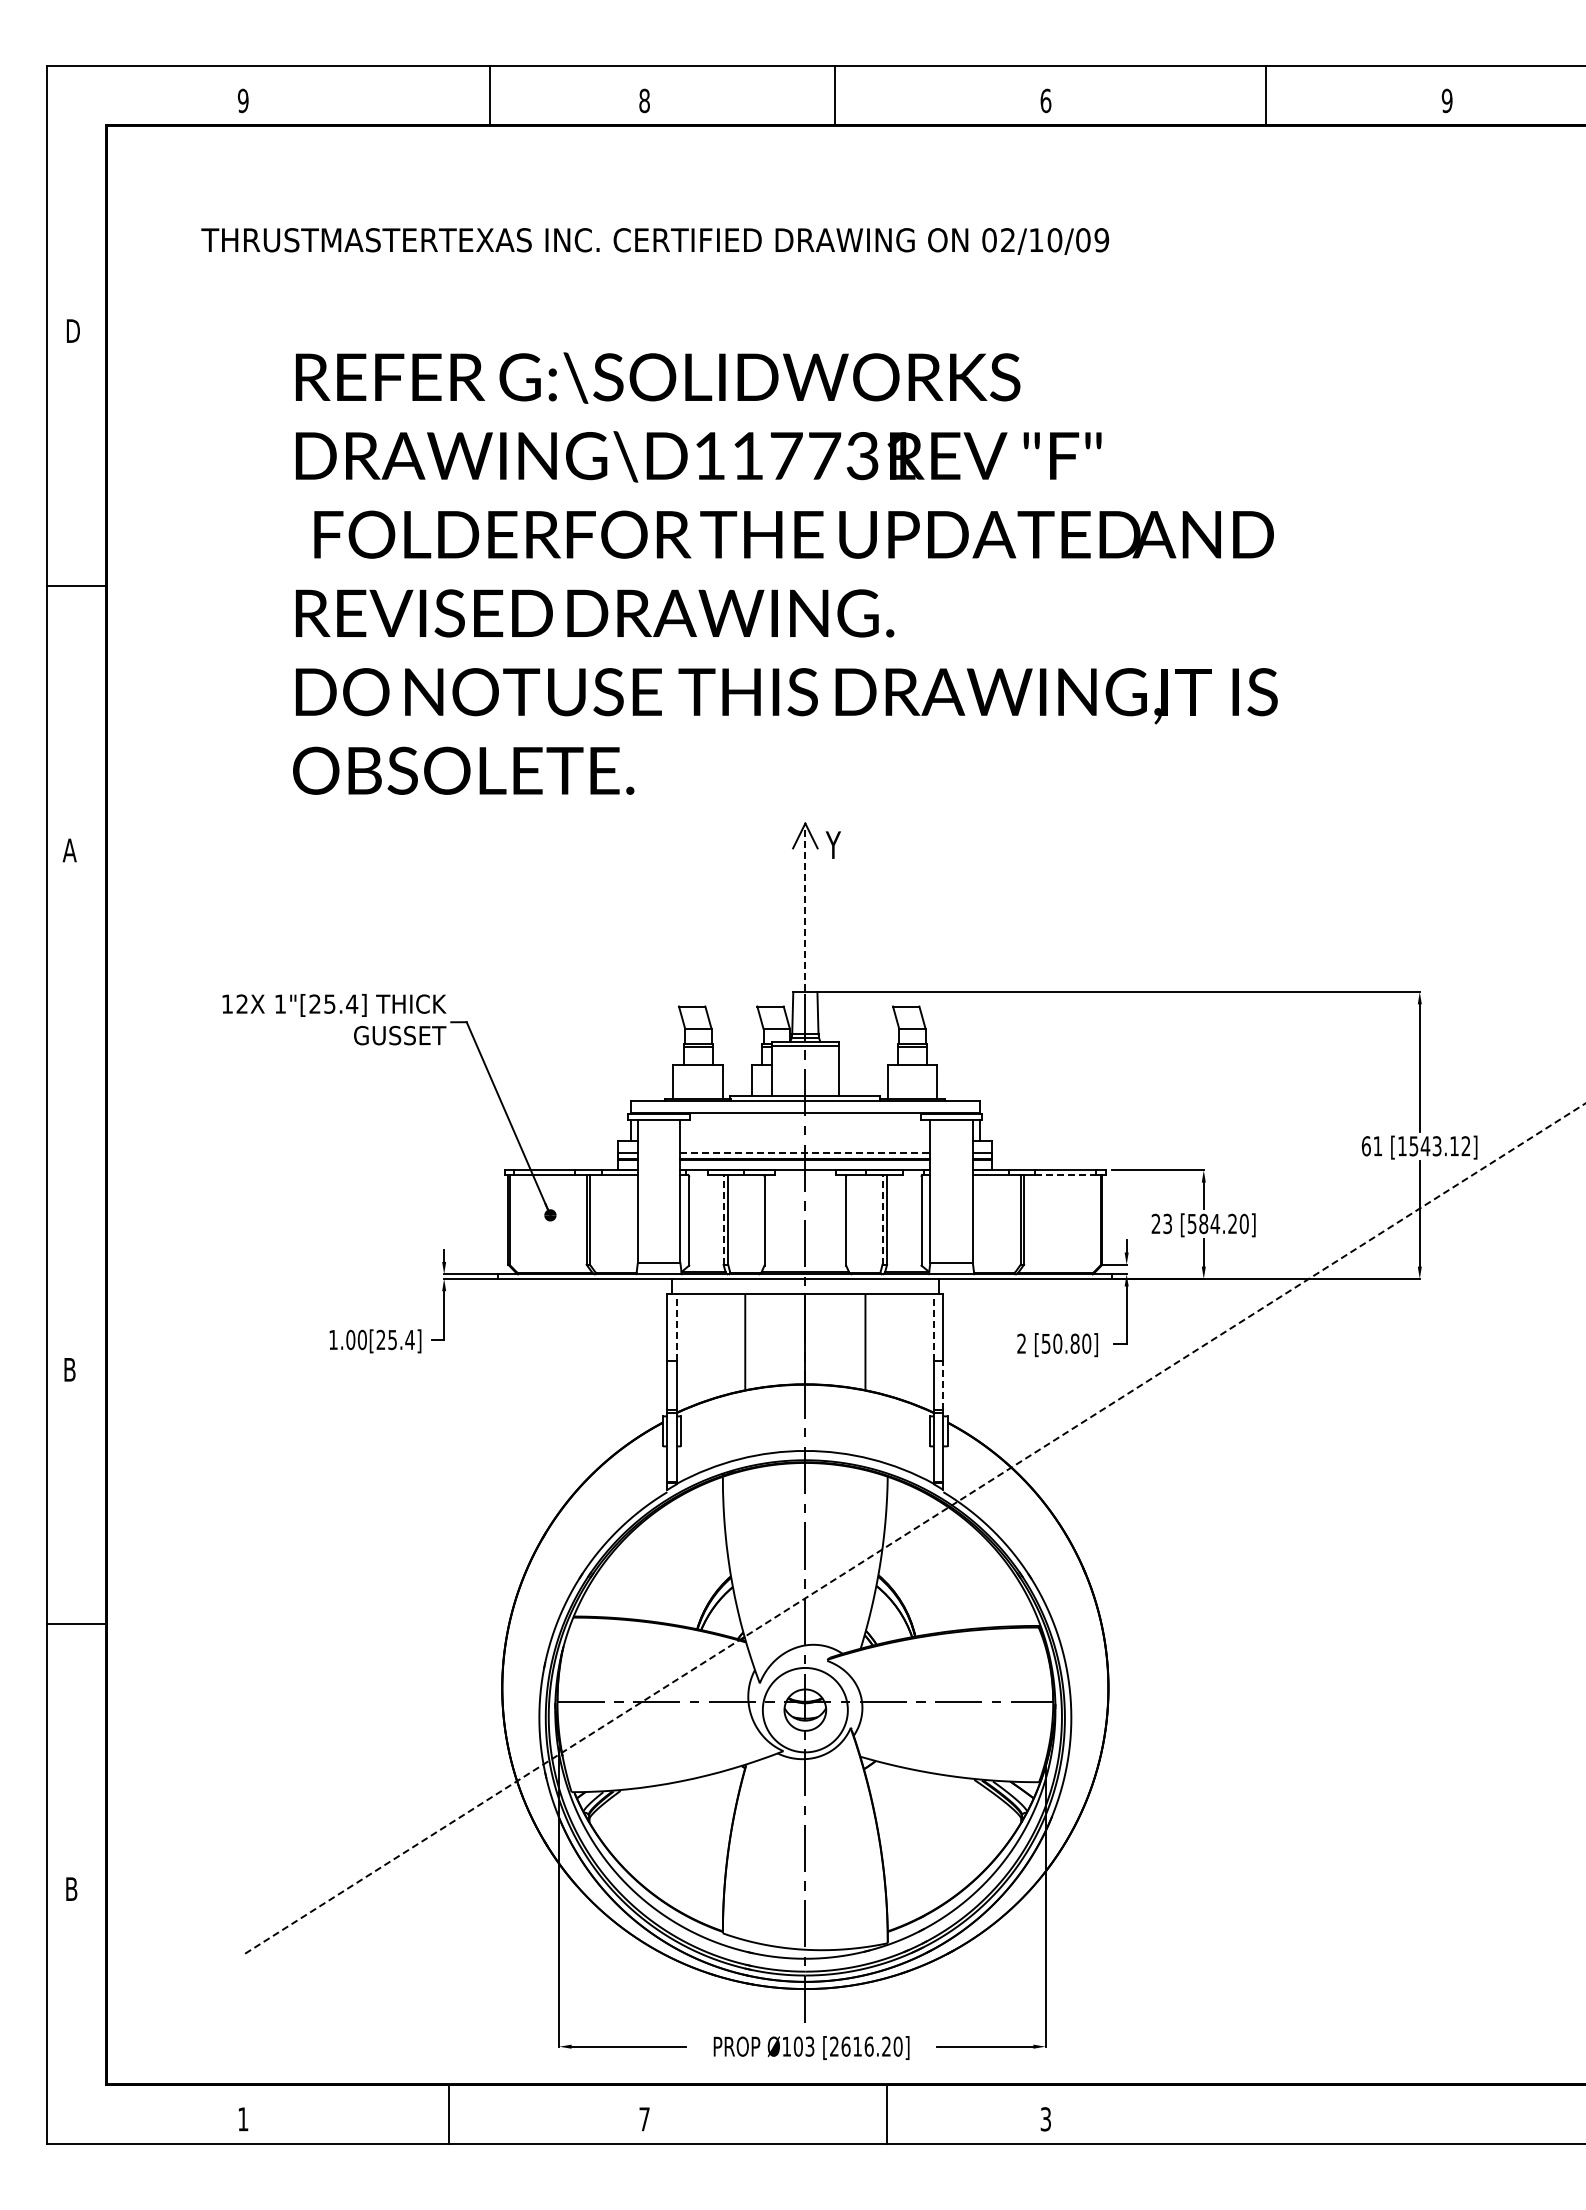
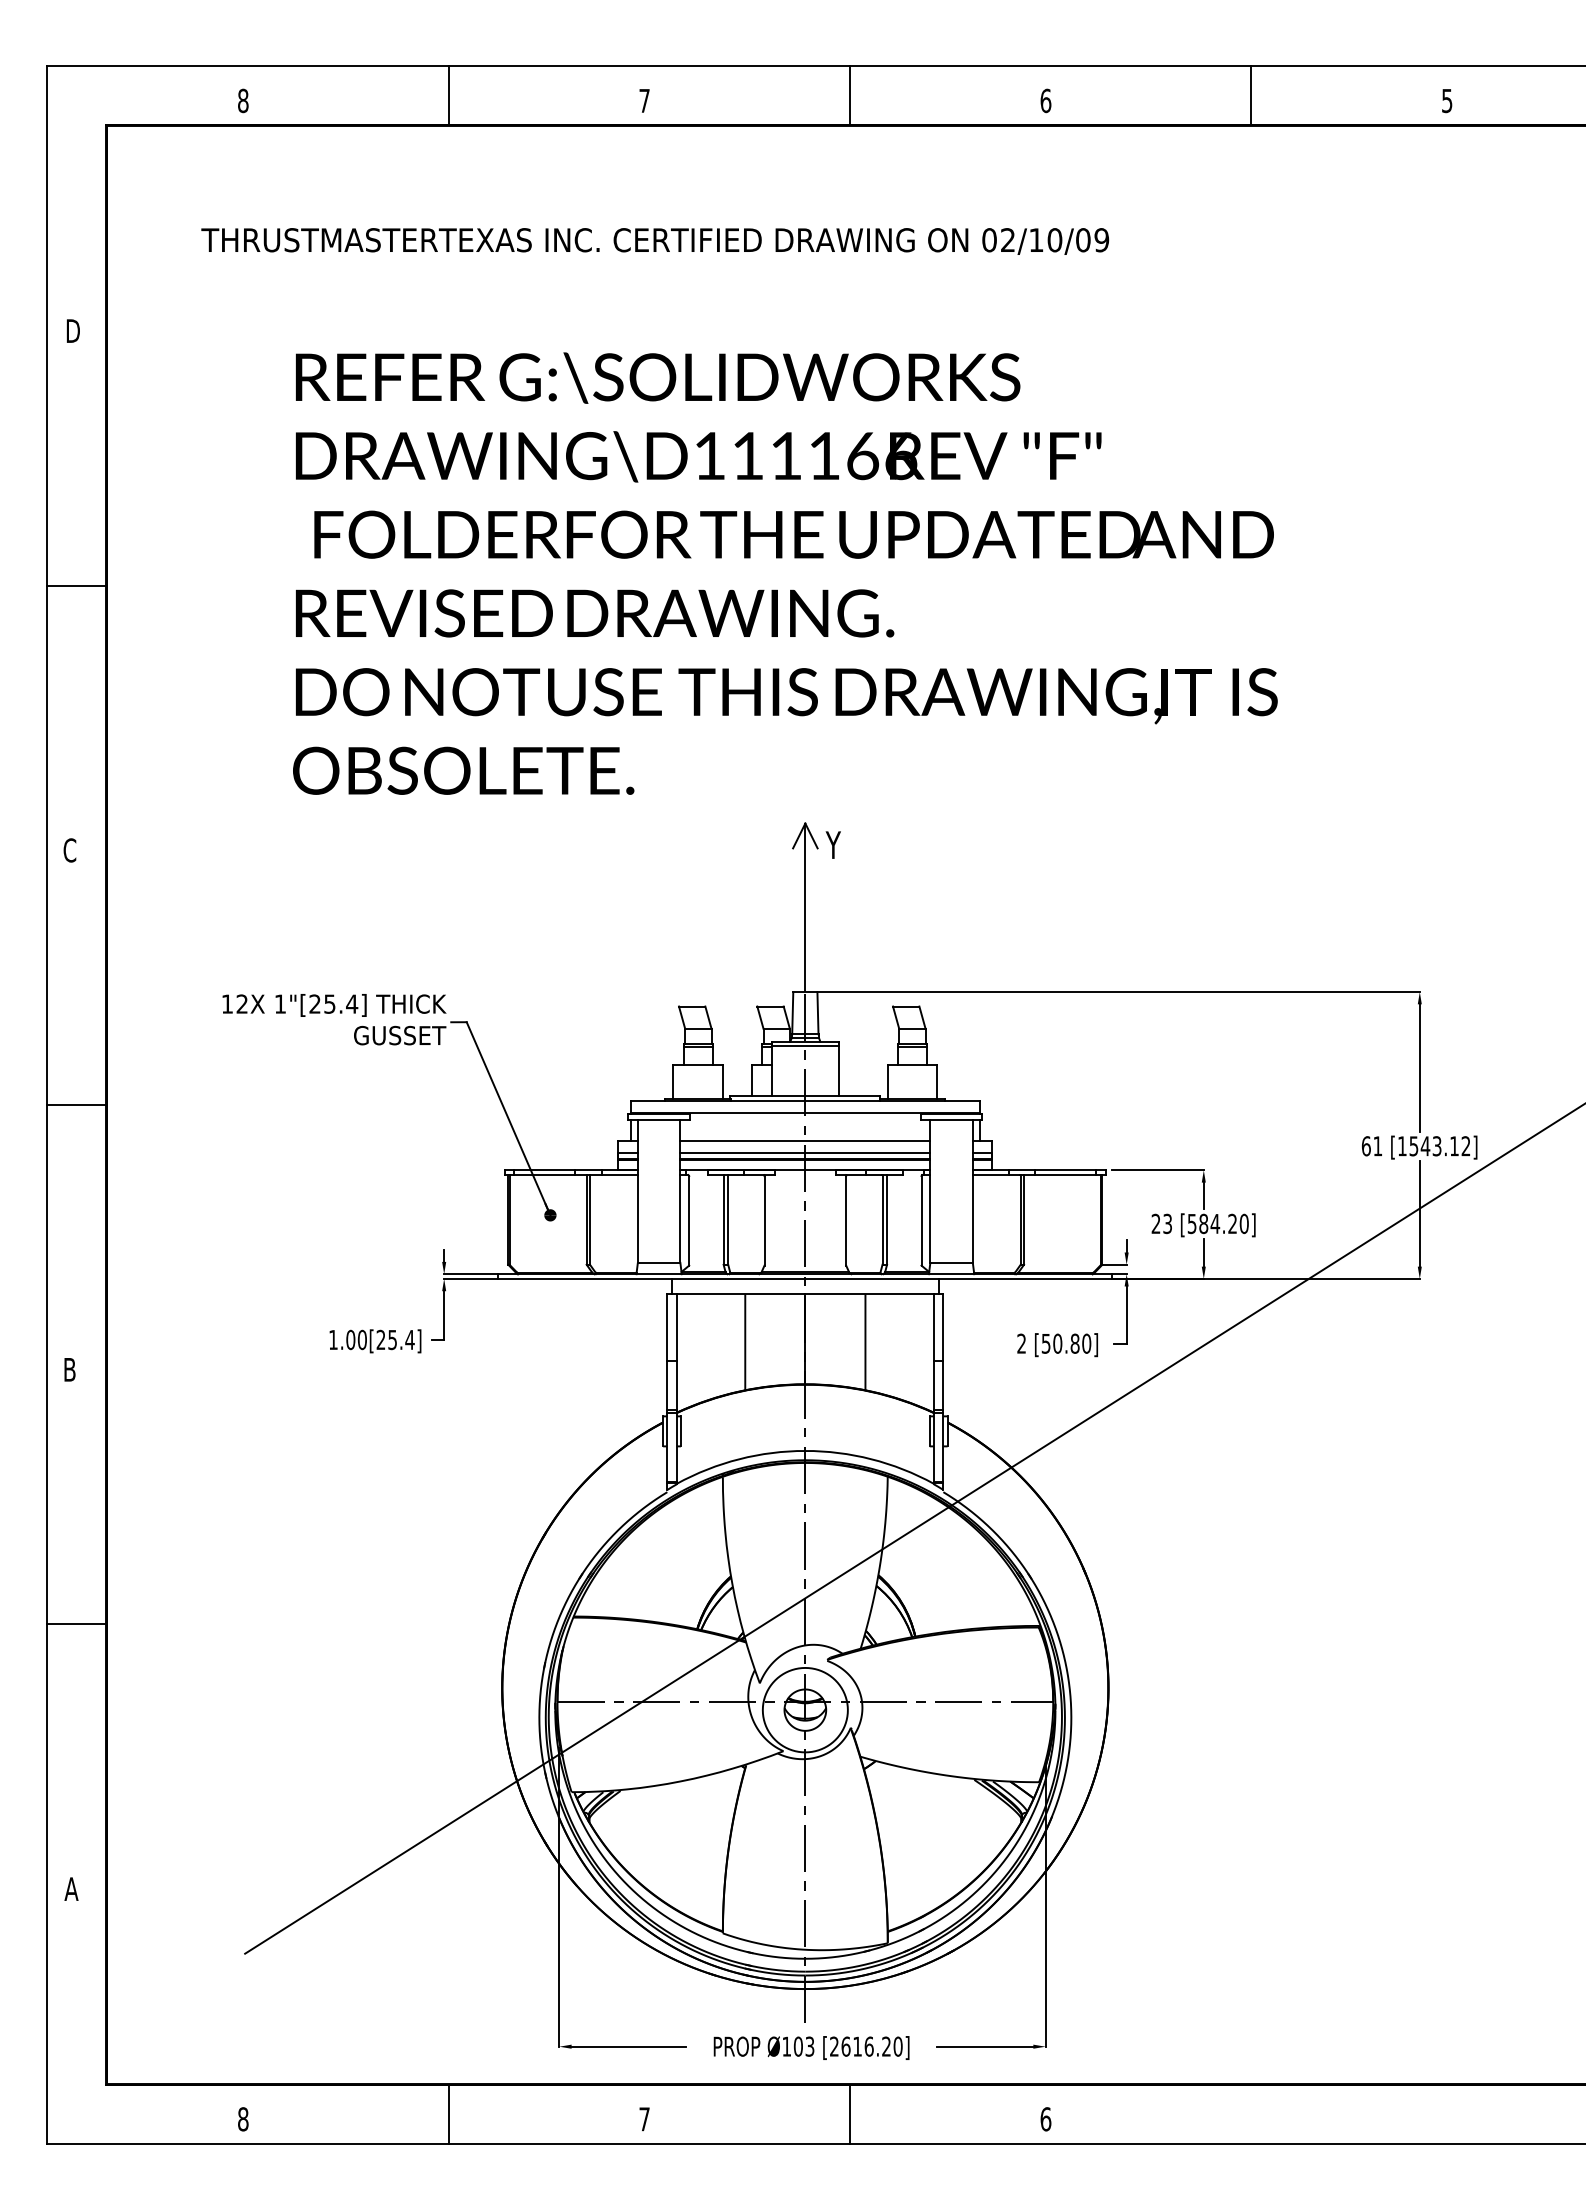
line position: (489, 95) -> (448, 95) (448, 95)
line position: (835, 95) -> (850, 95) (850, 95)
line position: (1266, 95) -> (1251, 95) (1251, 95)
text: 8 -> 7 (644, 100)
text: 9 -> 5 (1446, 100)
text: 9 -> 8 (242, 101)
text: D117731 -> D111166 (843, 456)
text: A -> C (69, 850)
line: dashed -> solid (805, 907)
line: none -> present (76, 1105)
line: none -> present (805, 1140)
line: dashed -> solid (805, 1153)
line: dashed -> solid (1065, 1175)
line: dashed -> solid (723, 1219)
line: dashed -> solid (882, 1219)
line: dashed -> solid (676, 1327)
line: dashed -> solid (933, 1327)
line: dashed -> solid (943, 1385)
line: dashed -> solid (915, 1528)
text: B -> A (71, 1888)
line position: (887, 2113) -> (850, 2113) (850, 2113)
text: 1 -> 8 (243, 2119)
text: 3 -> 6 (1045, 2119)
